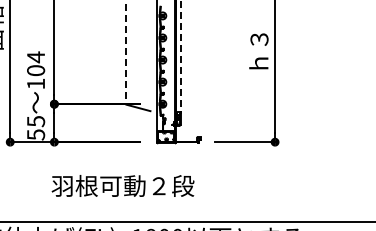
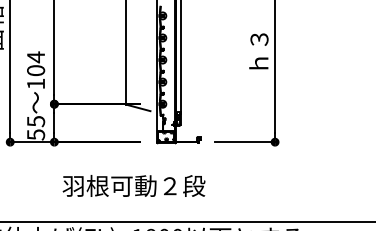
line: dashed -> solid (126, 52)
line: dashed -> solid (180, 57)
text position: (122, 185) -> (133, 185) (133, 185)
